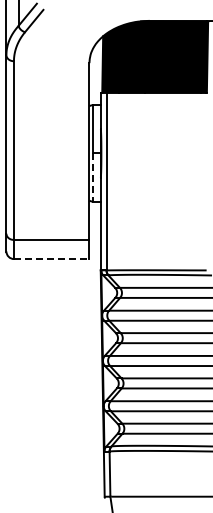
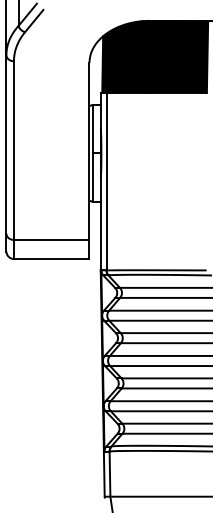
line: dashed -> solid (93, 178)
line: dashed -> solid (51, 259)
